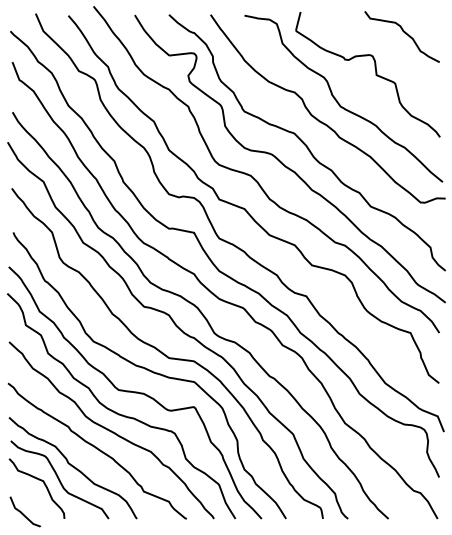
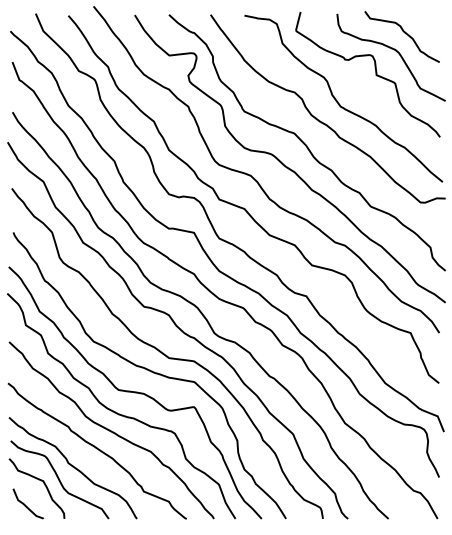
curve: none -> present (393, 50)
curve position: (23, 513) -> (26, 505) (26, 505)
